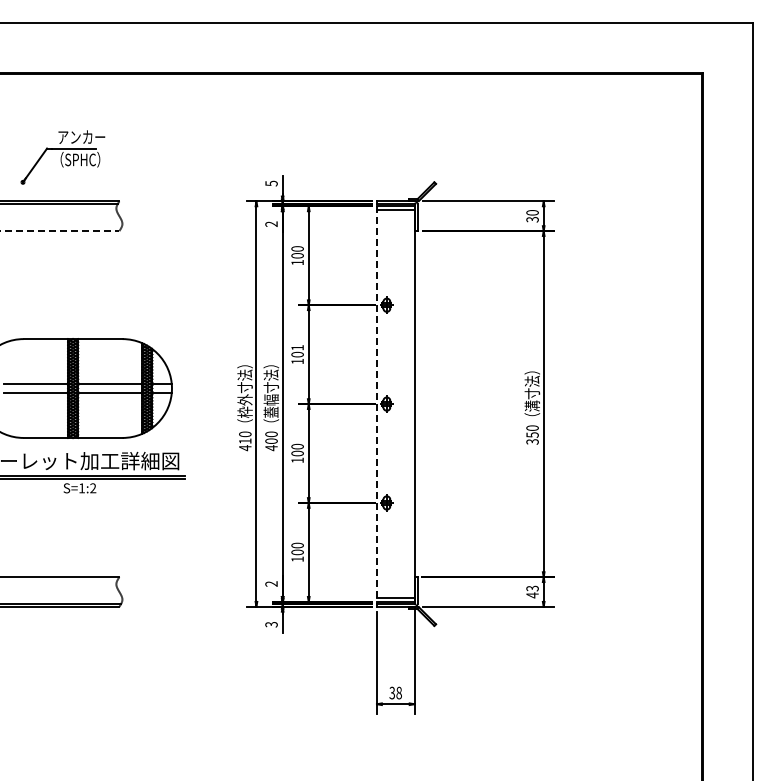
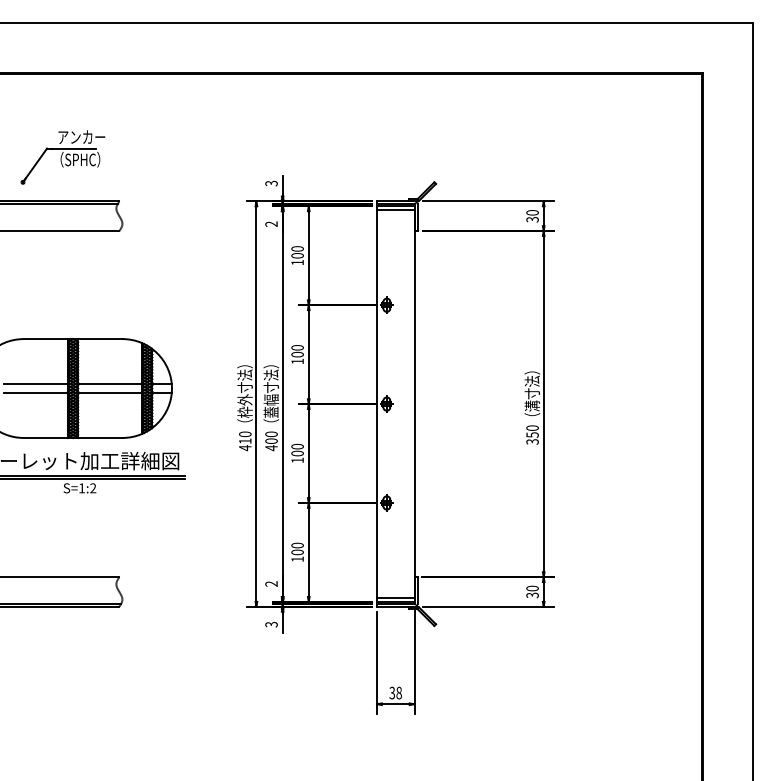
text: 5 -> 3 (270, 183)
line: dashed -> solid (60, 231)
text: 101 -> 100 (297, 347)
line: dashed -> solid (376, 404)
text: 43 -> 30 (532, 591)
